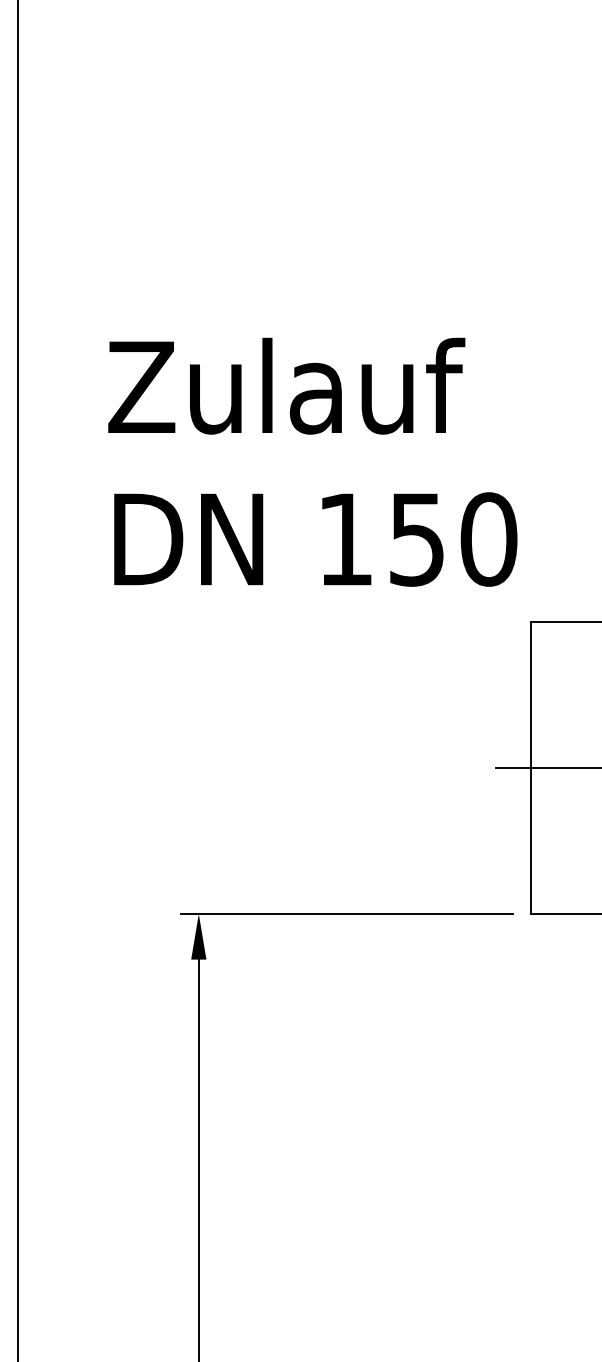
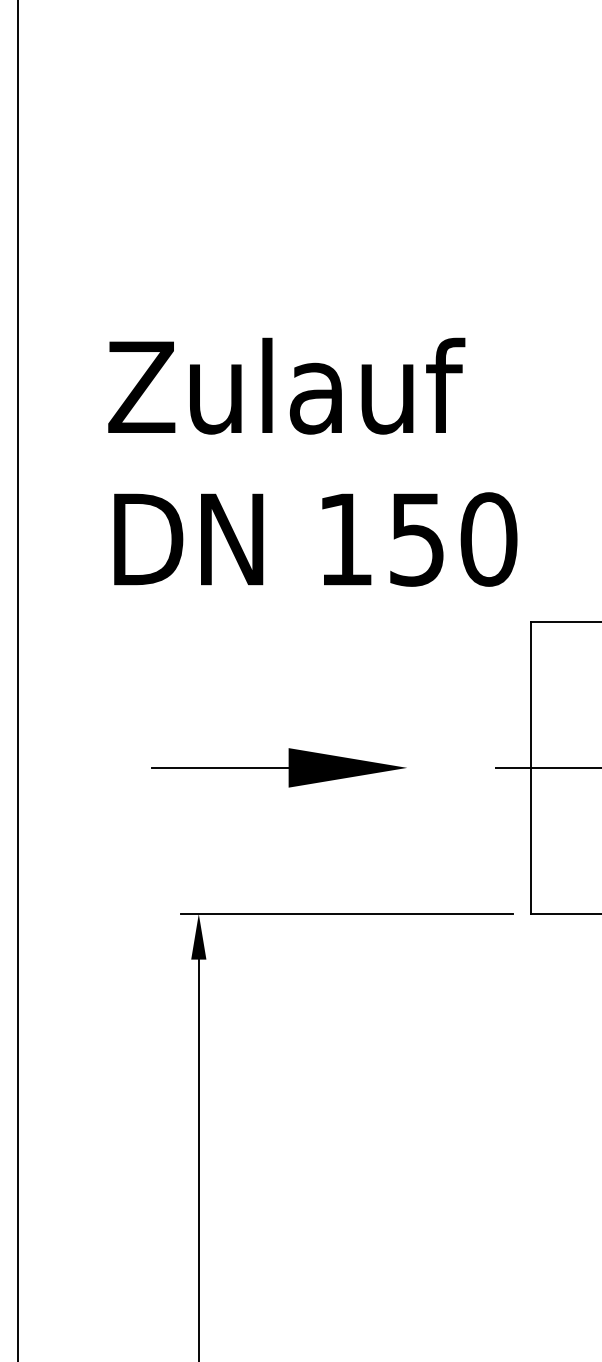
part: none -> present (278, 767)
